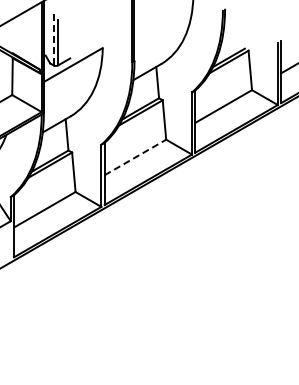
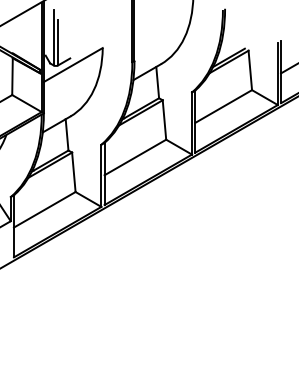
line: dashed -> solid (53, 37)
line: dashed -> solid (135, 157)
